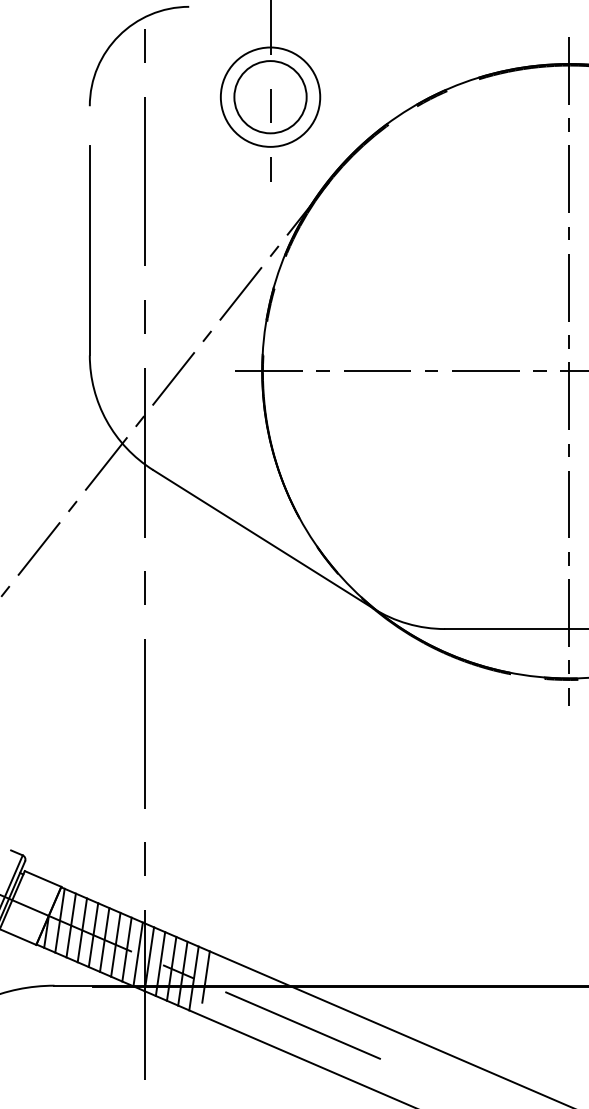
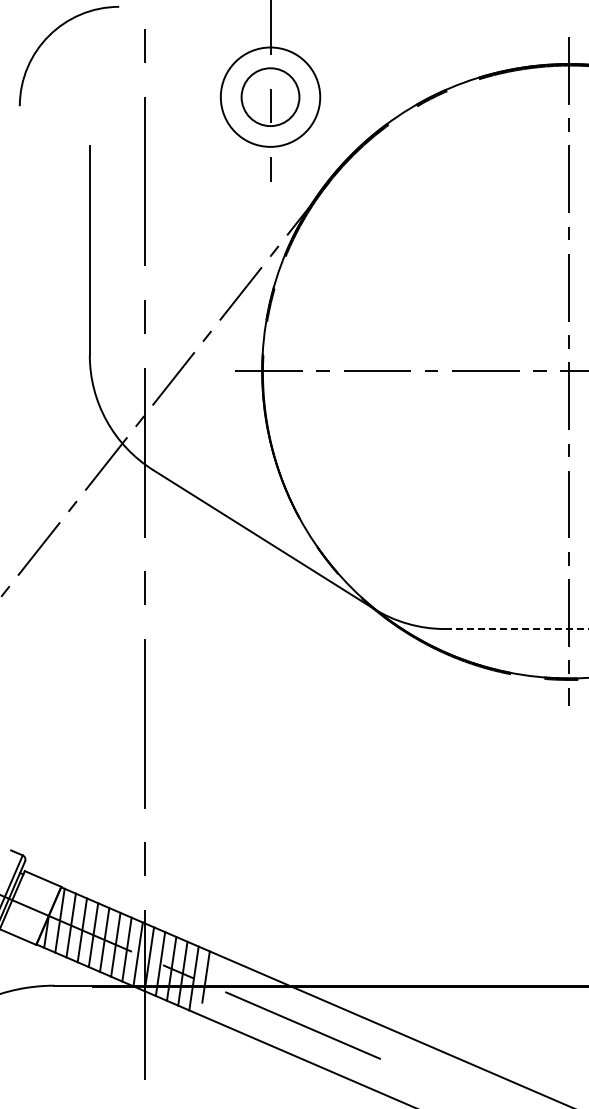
arc position: (115, 41) -> (45, 41) (45, 41)
circle diameter: 72 px -> 58 px (270, 97)
line: solid -> dashed (517, 629)
